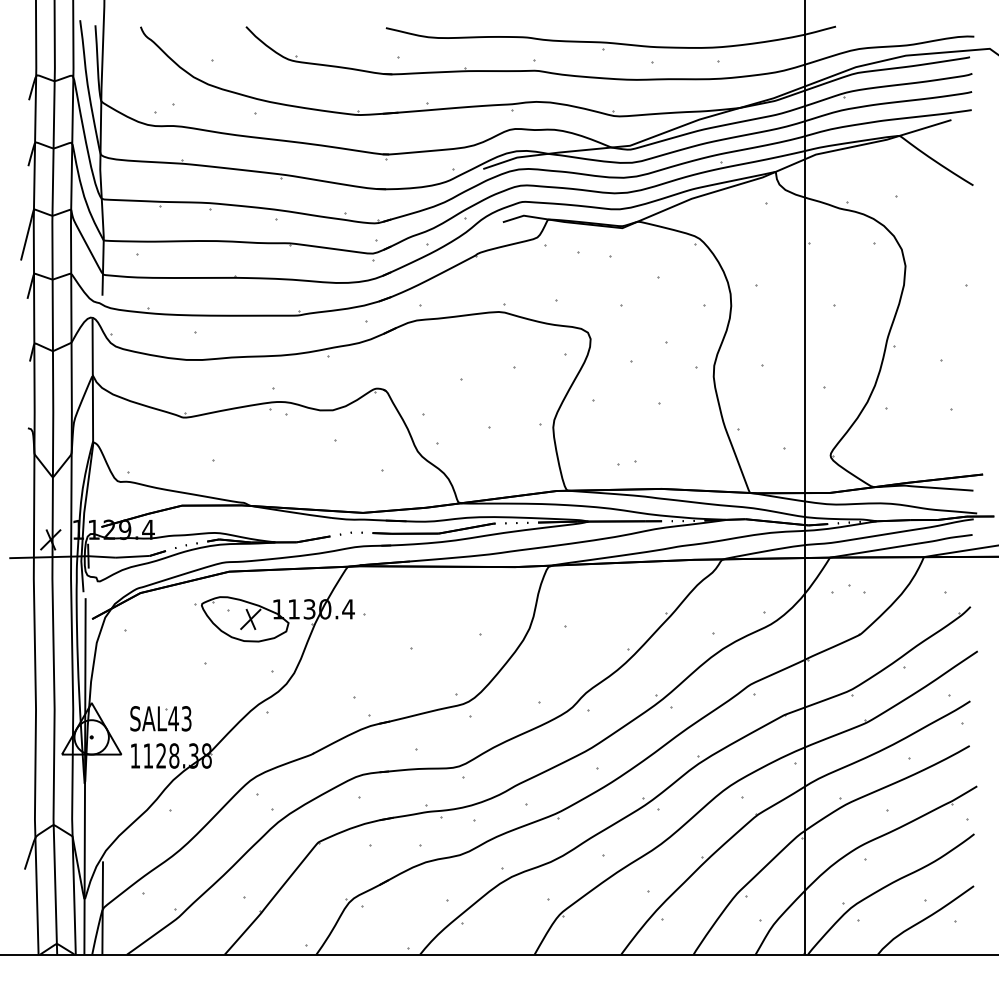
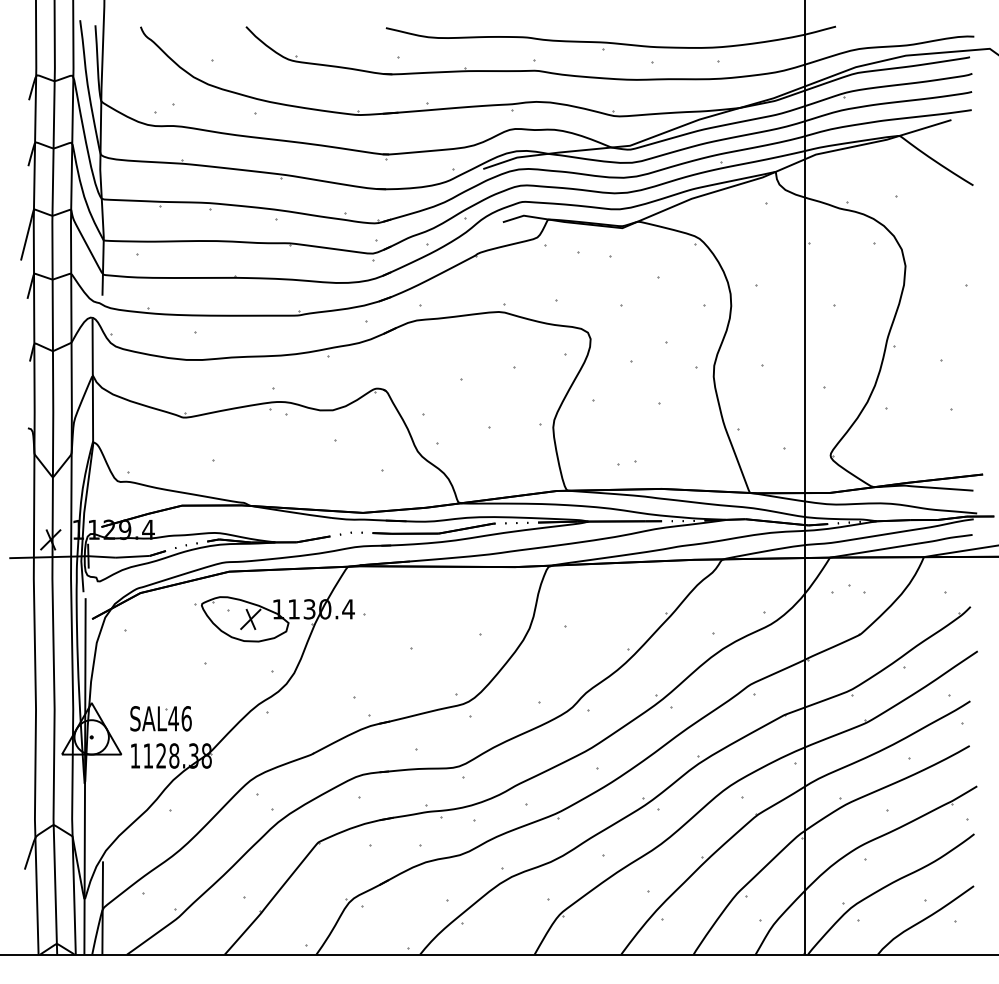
text: SAL43 -> SAL46 (186, 718)
